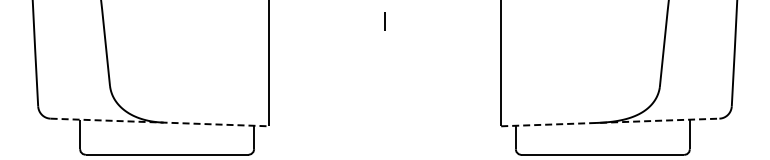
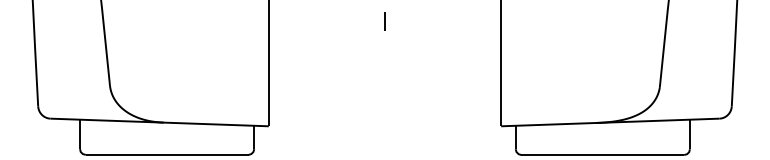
line: dashed -> solid (160, 122)
line: dashed -> solid (610, 122)
